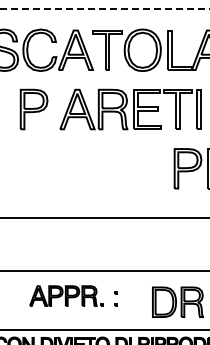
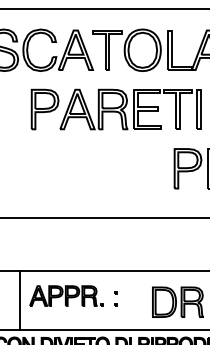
line: dashed -> solid (105, 8)
part position: (33, 109) -> (44, 109) (44, 109)
line: none -> present (20, 299)
